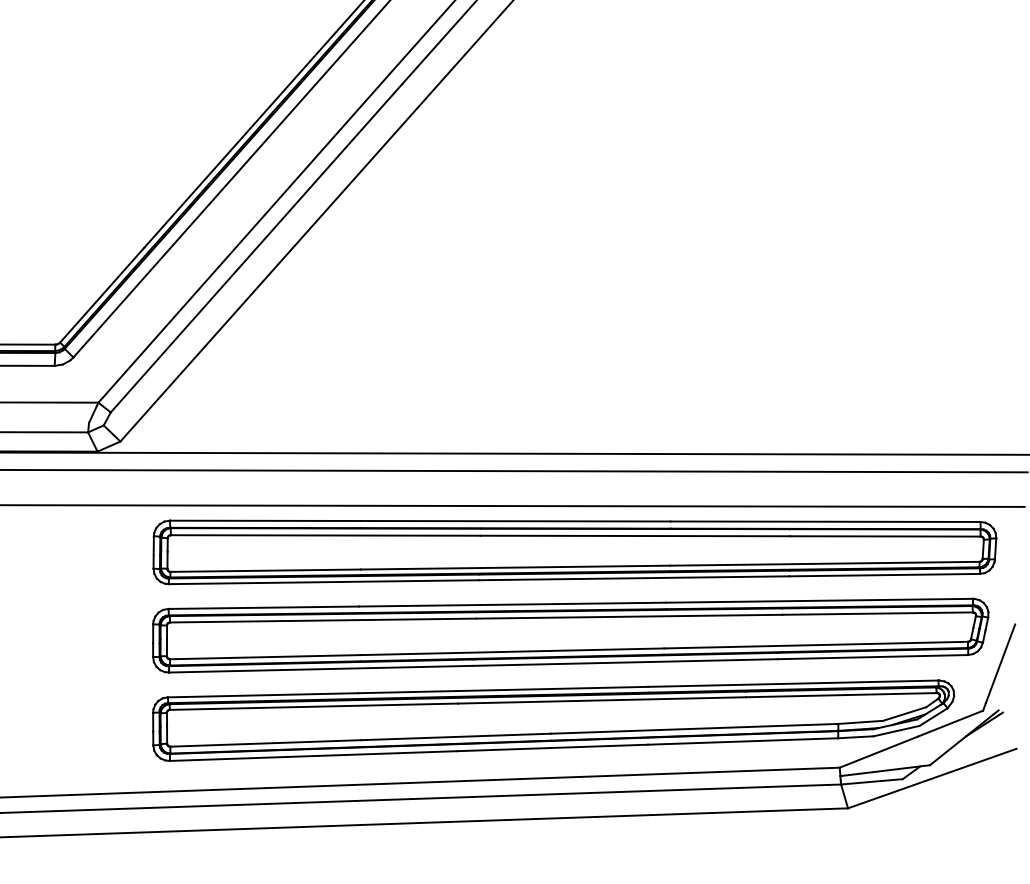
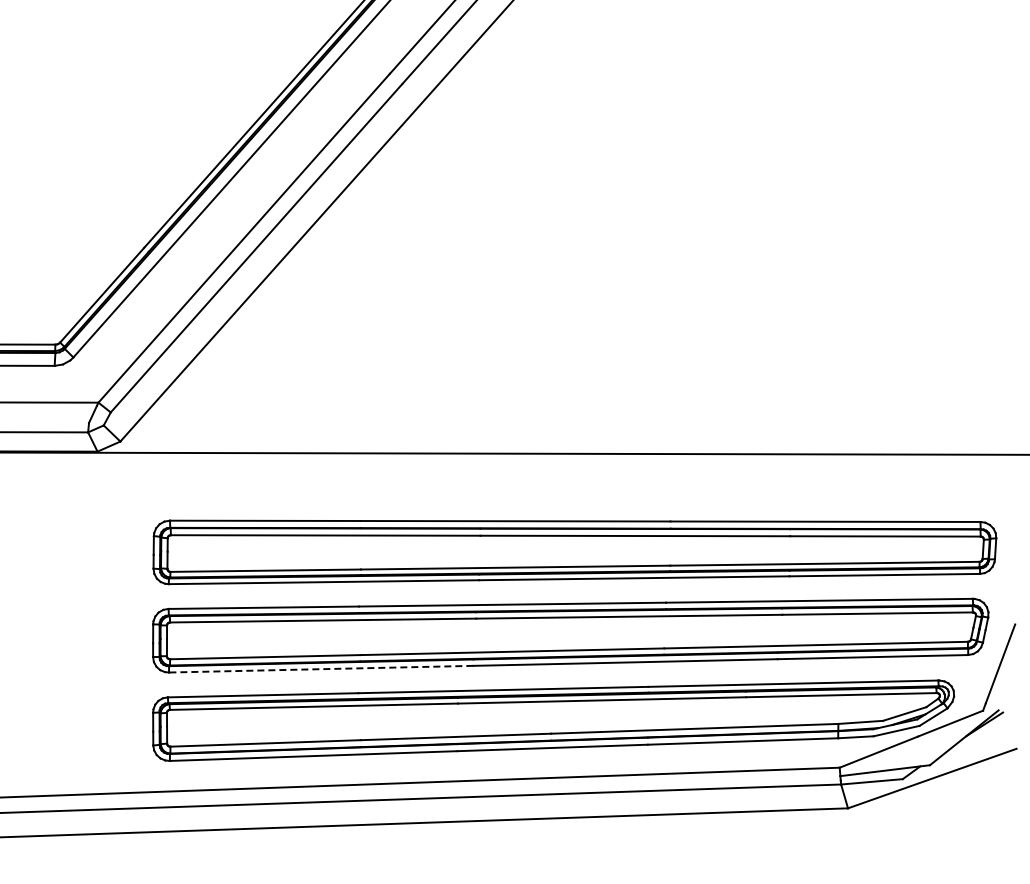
line: present -> none (514, 470)
line: present -> none (513, 505)
line: solid -> dashed (320, 669)
